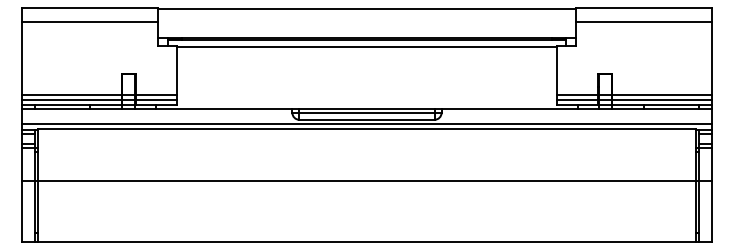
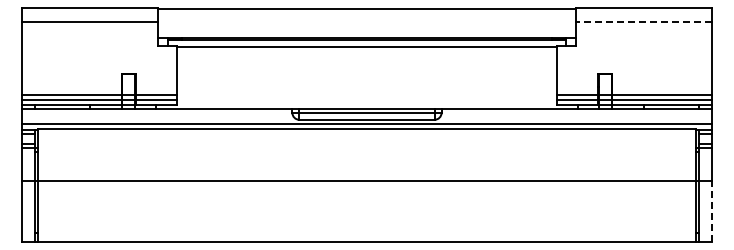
line: solid -> dashed (643, 21)
line: solid -> dashed (711, 211)
